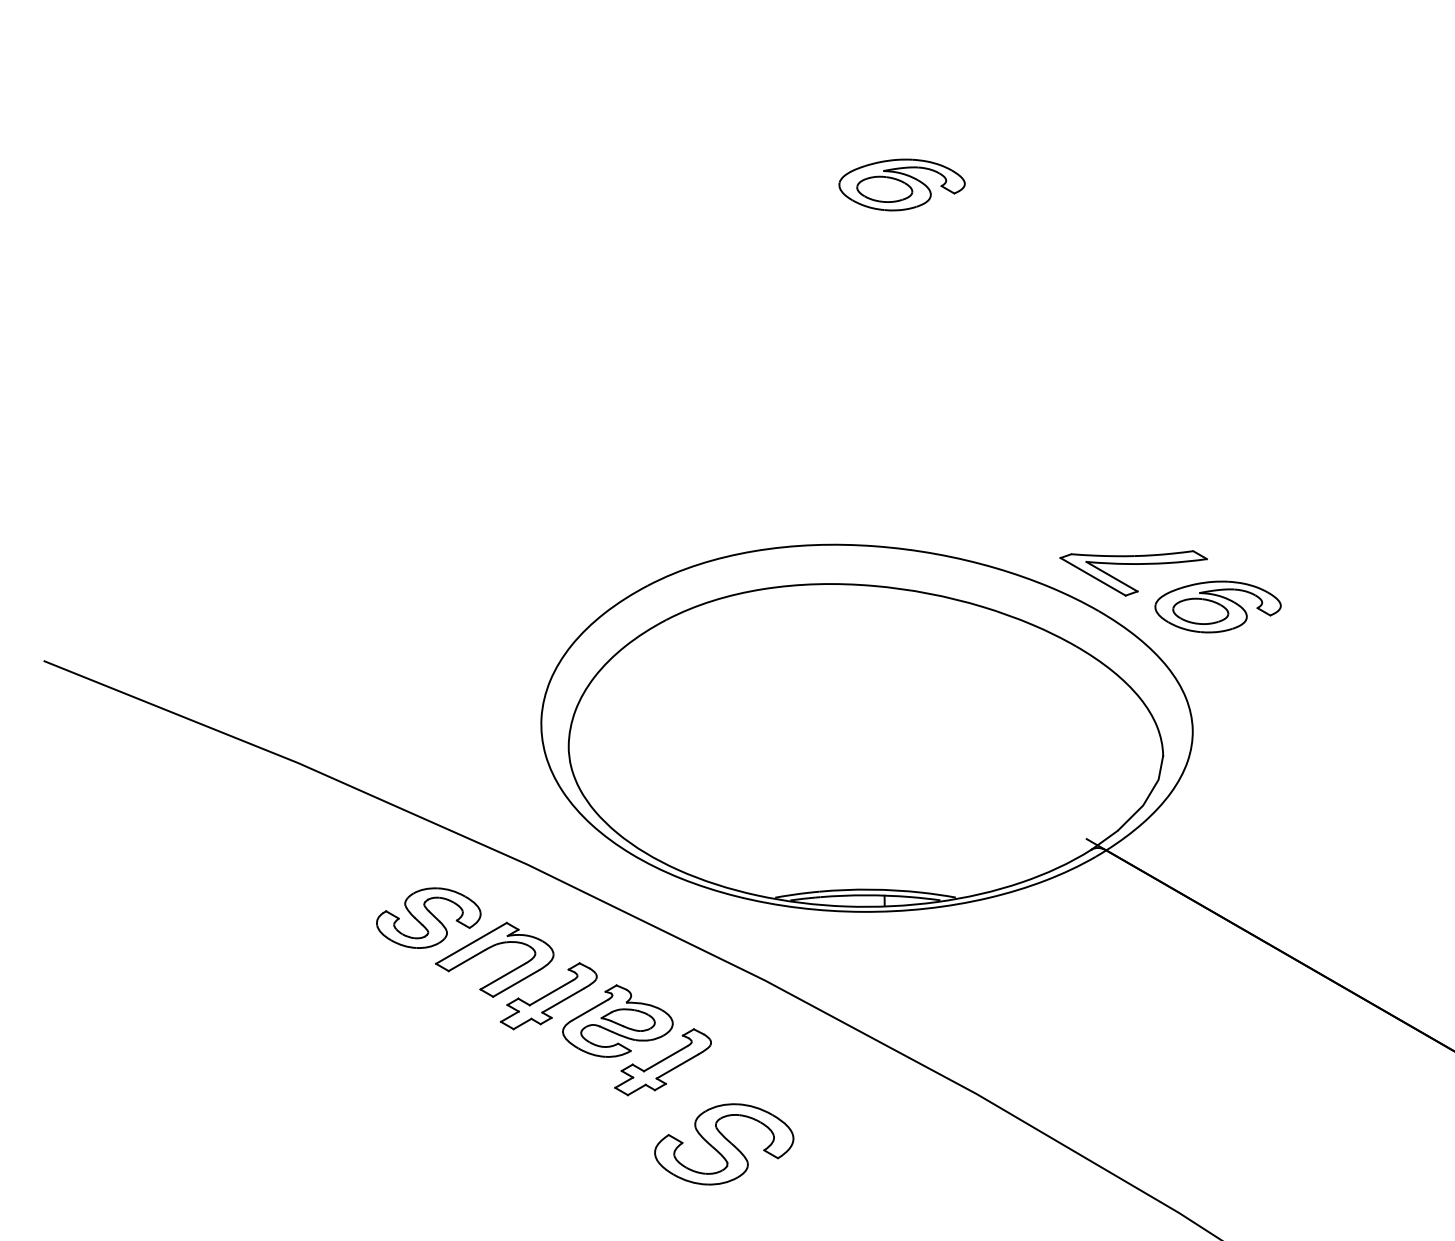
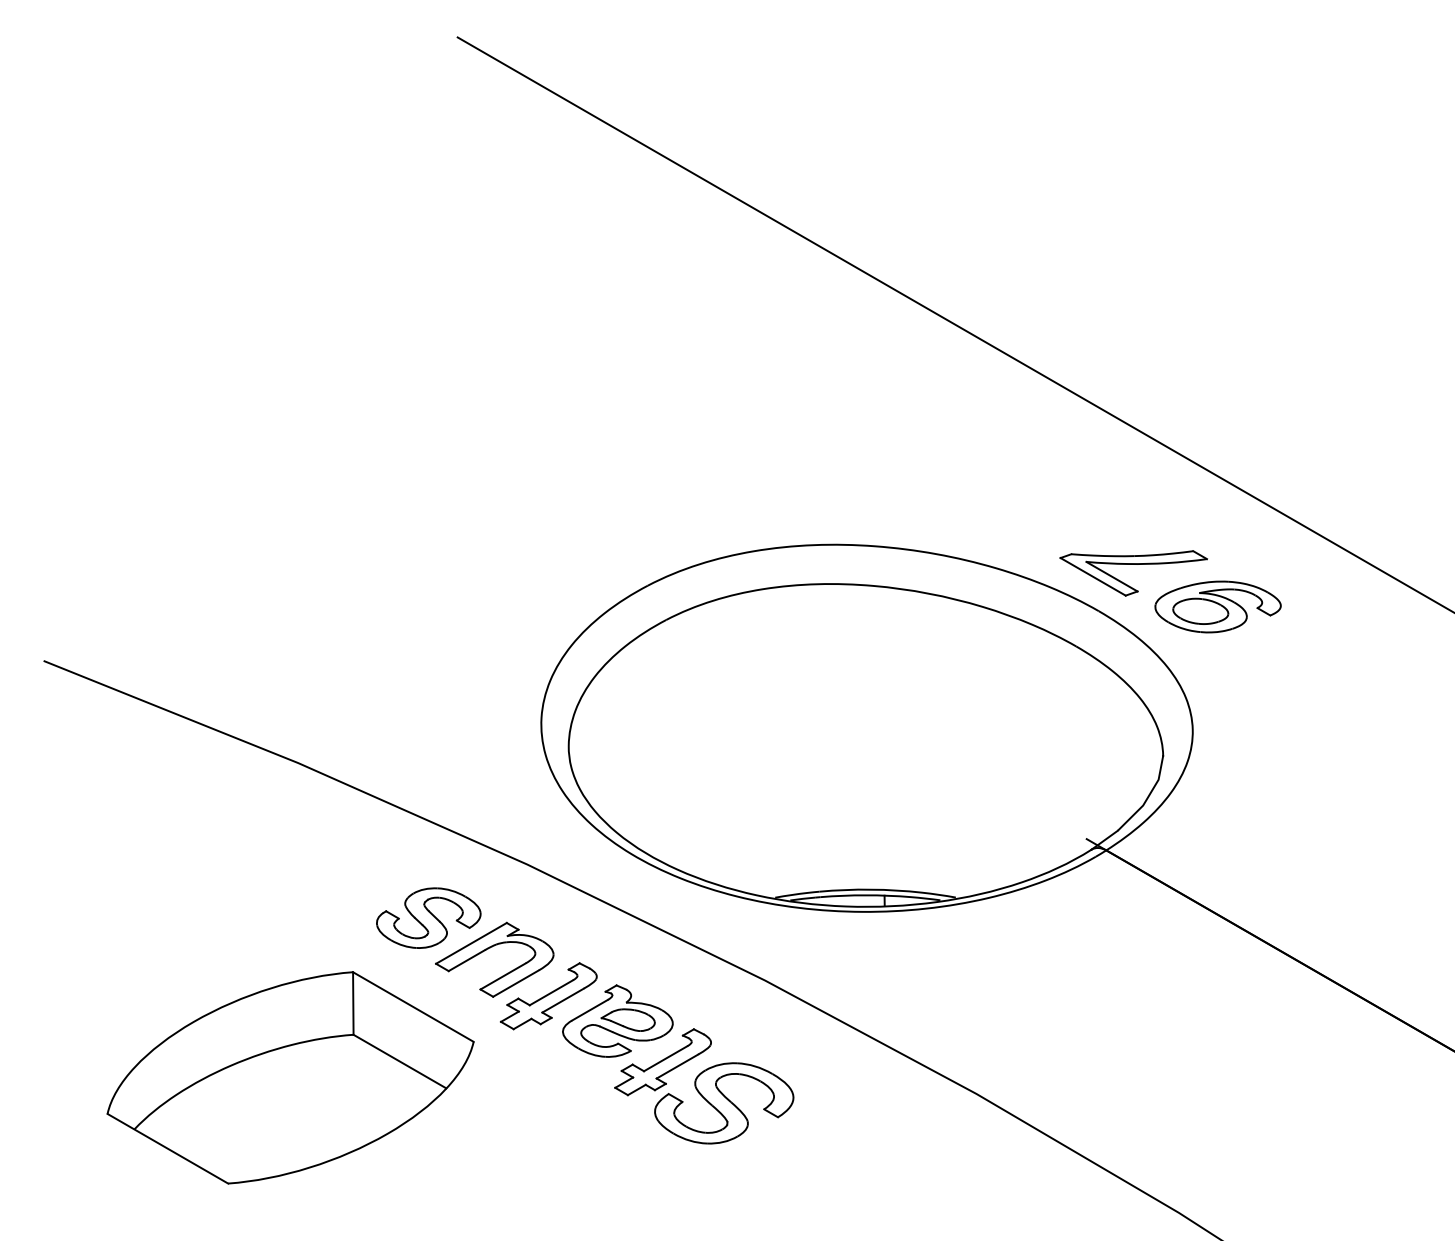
part: present -> none (901, 184)
line: none -> present (954, 324)
part: none -> present (290, 1077)
part position: (724, 1144) -> (724, 1103) (724, 1103)
